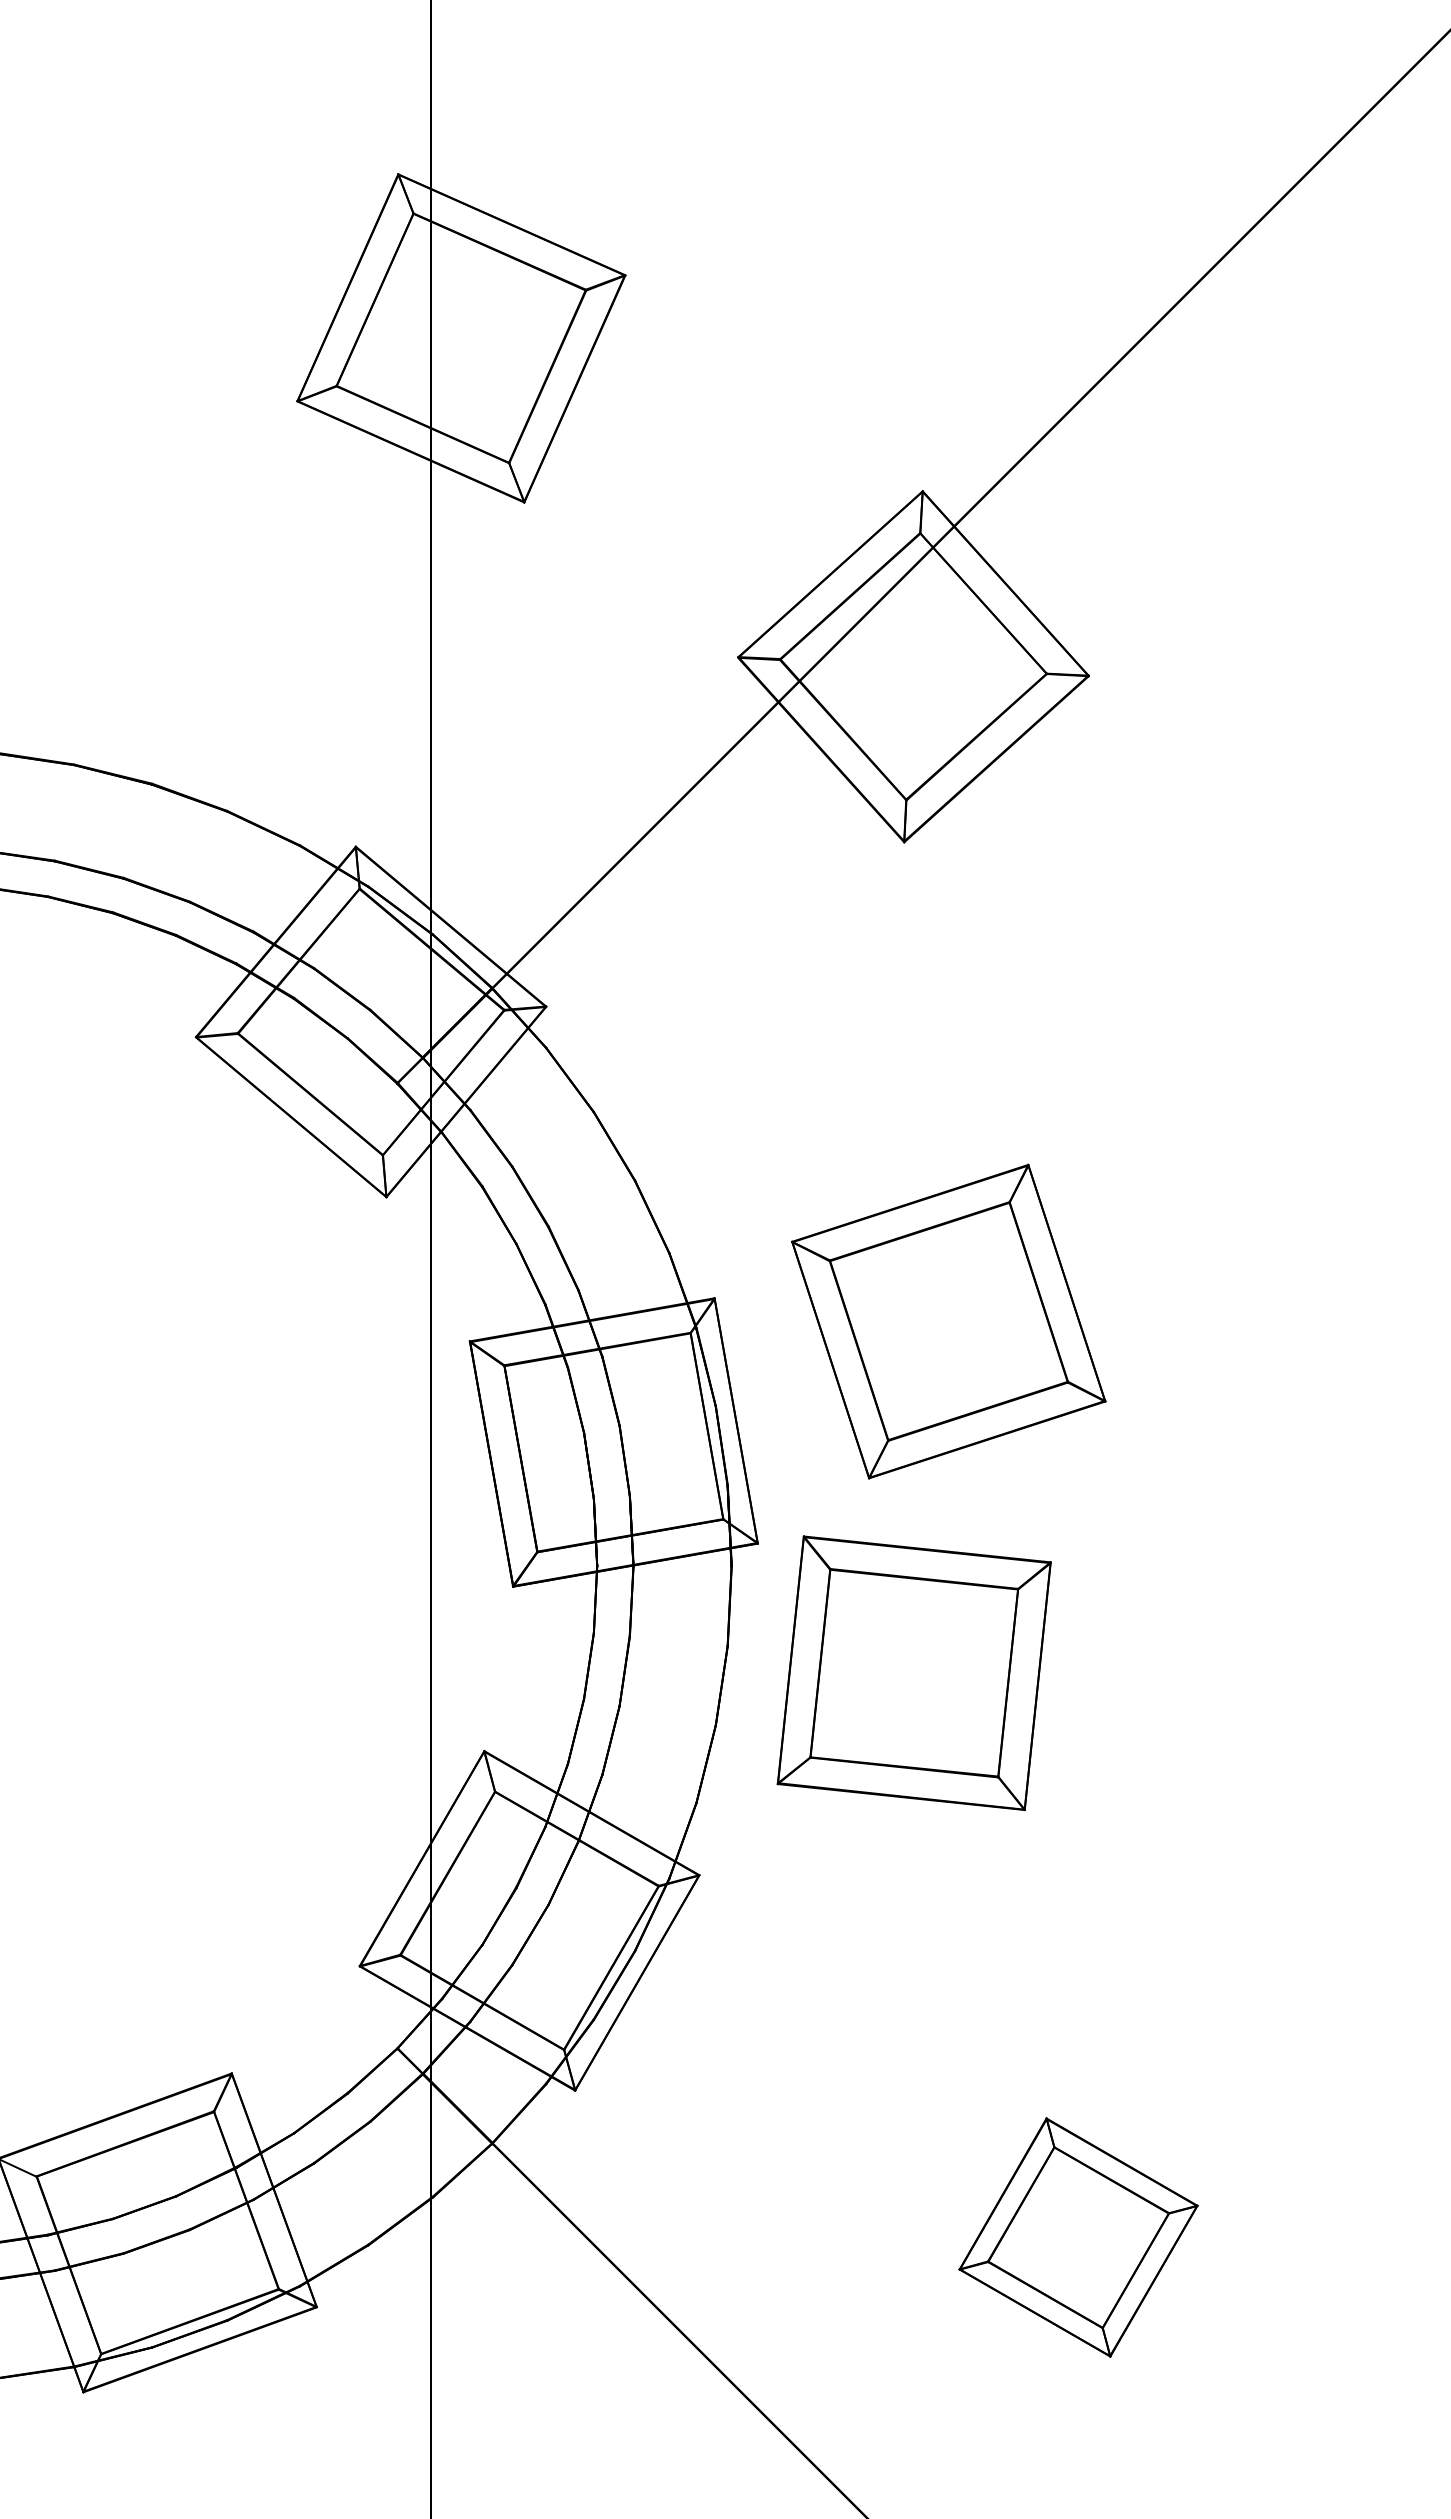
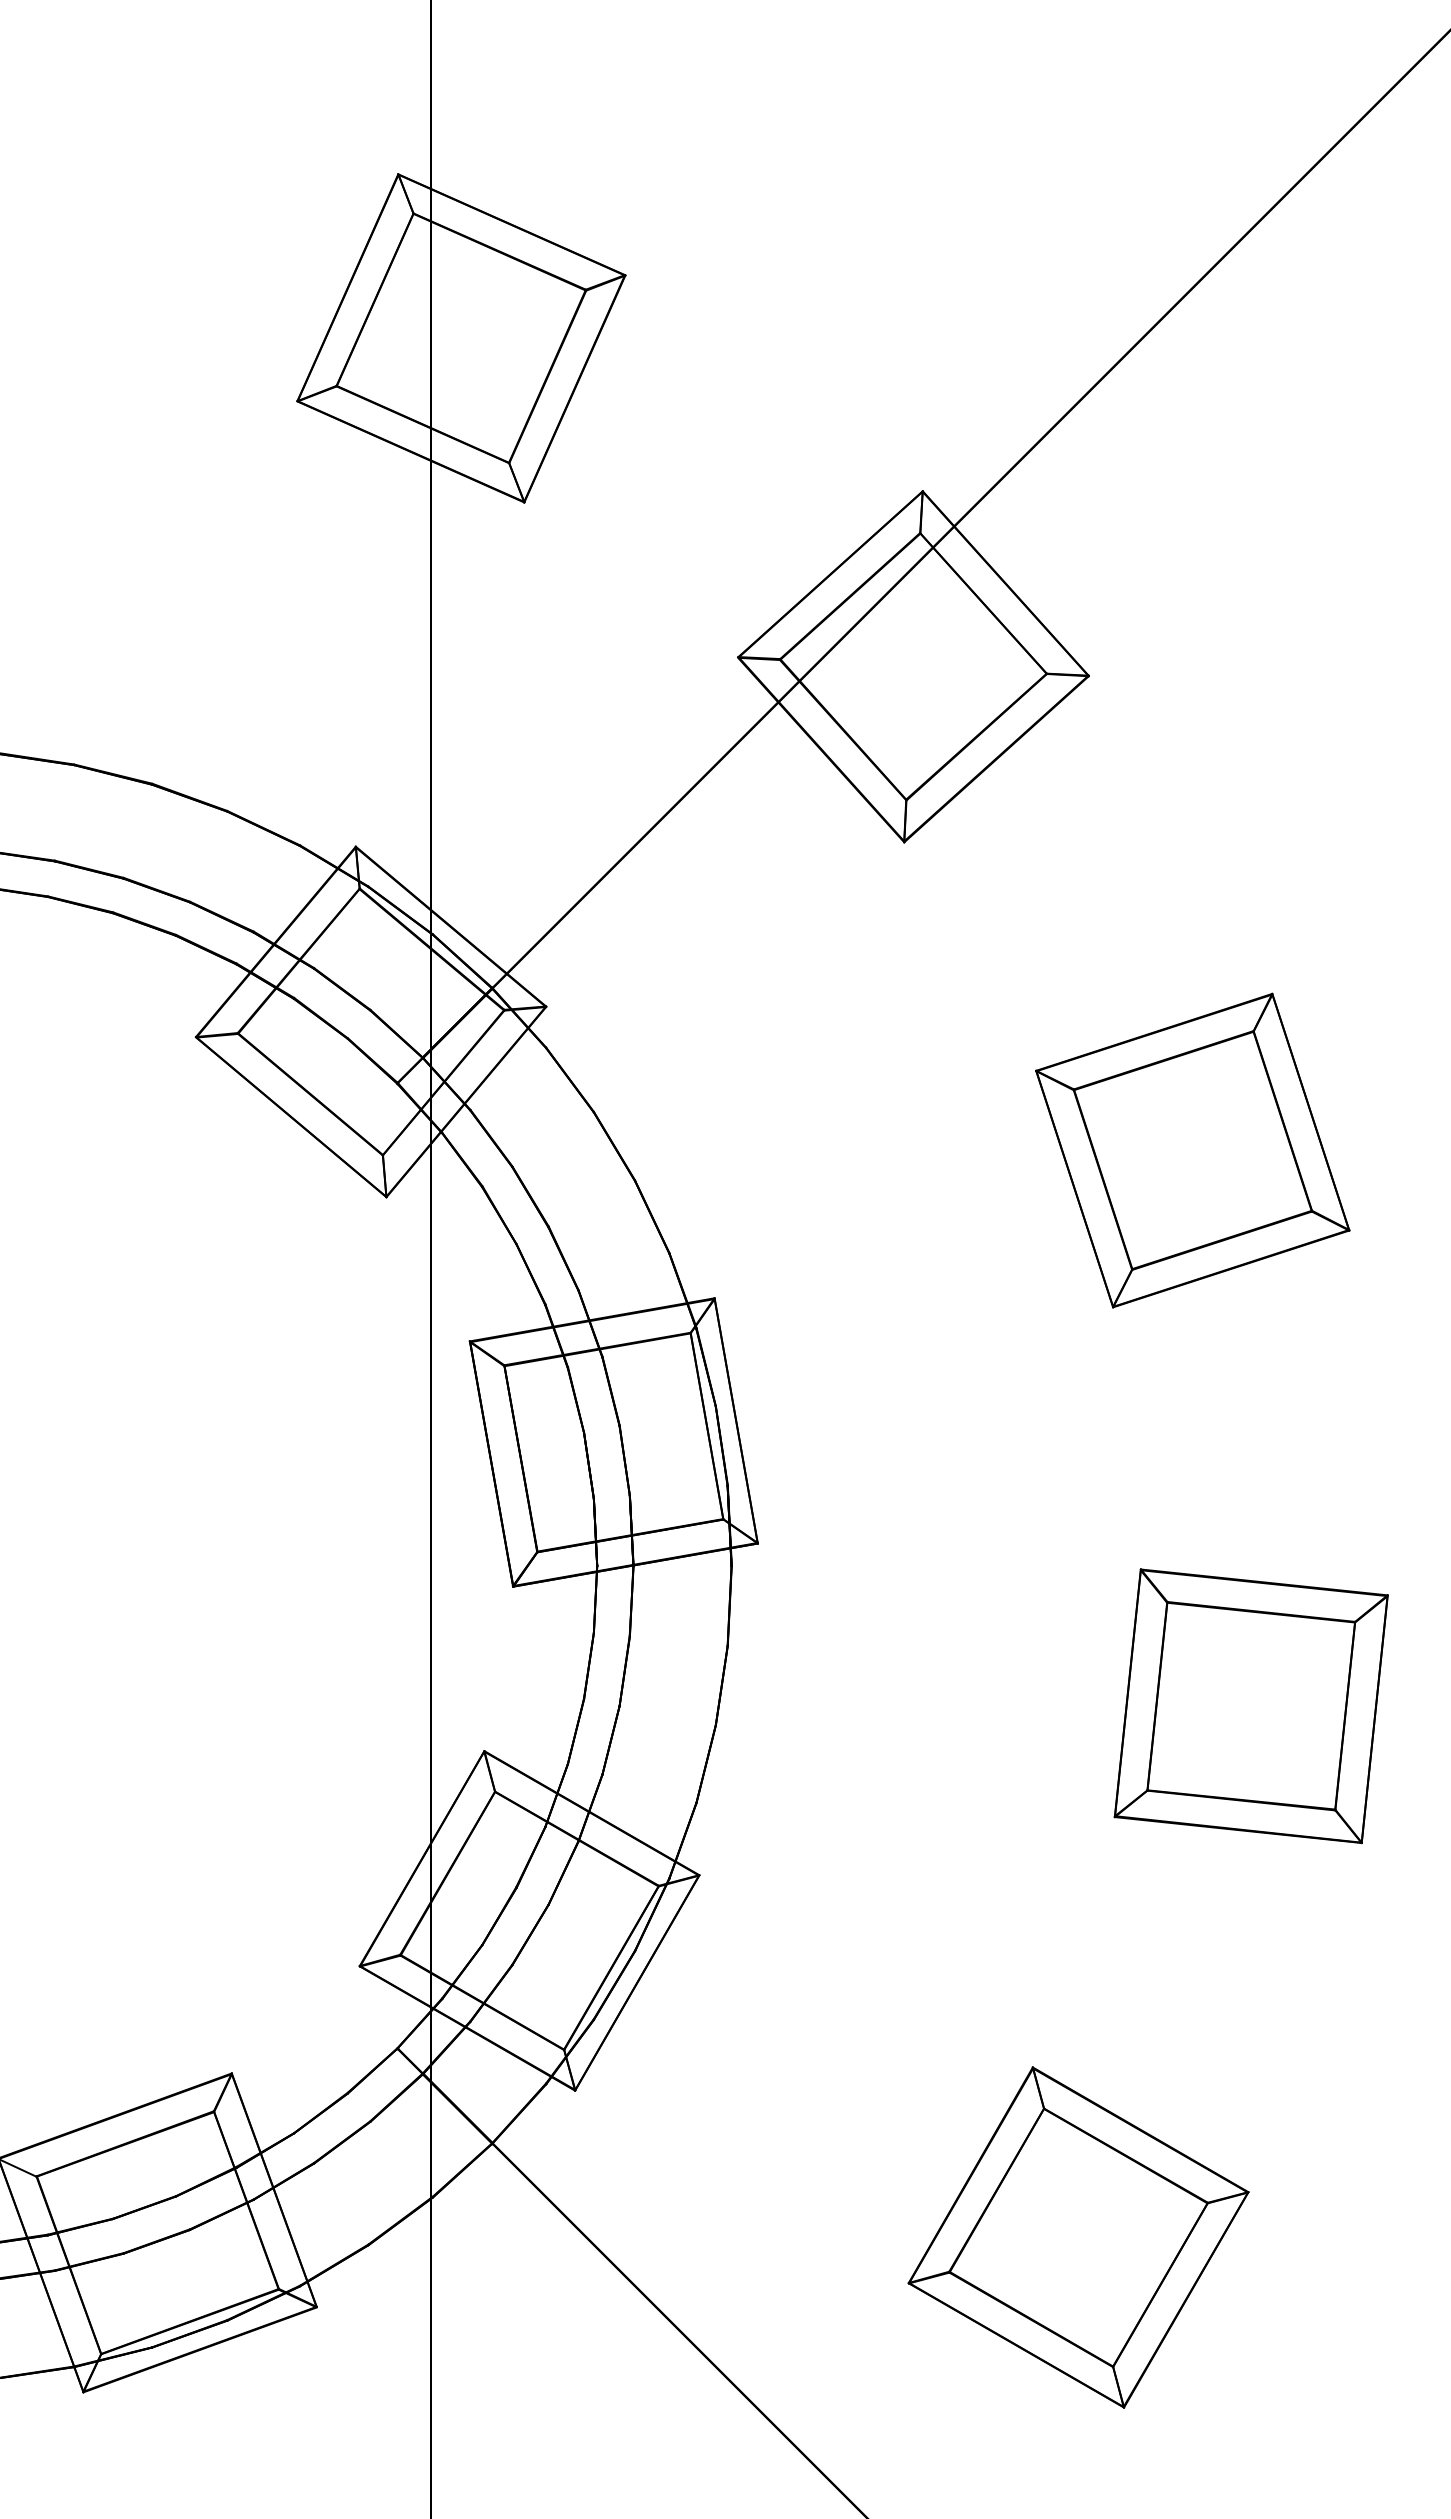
part position: (948, 1321) -> (1192, 1150) (1192, 1150)
part position: (913, 1673) -> (1250, 1706) (1250, 1706)
part size: 241x241 px -> 343x343 px (1078, 2237)
